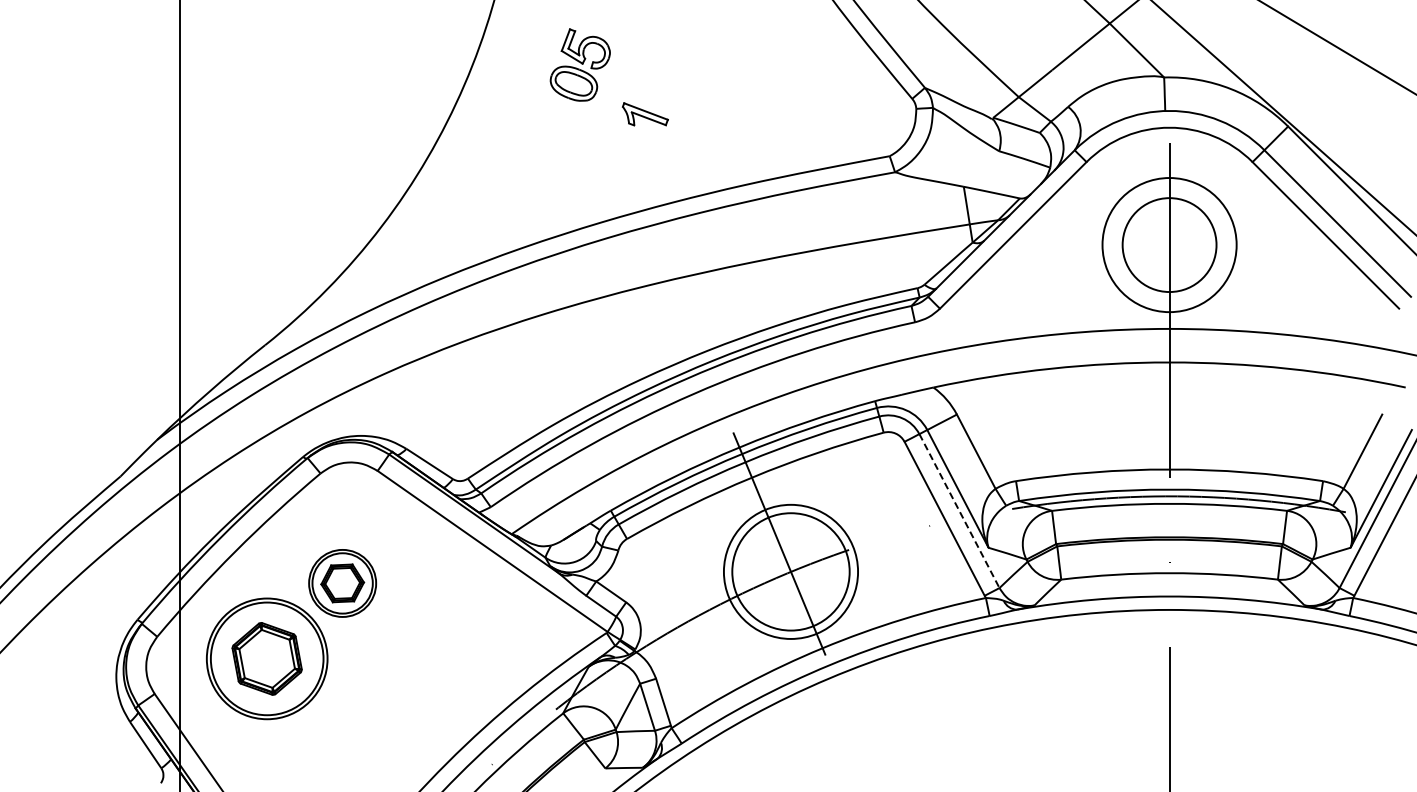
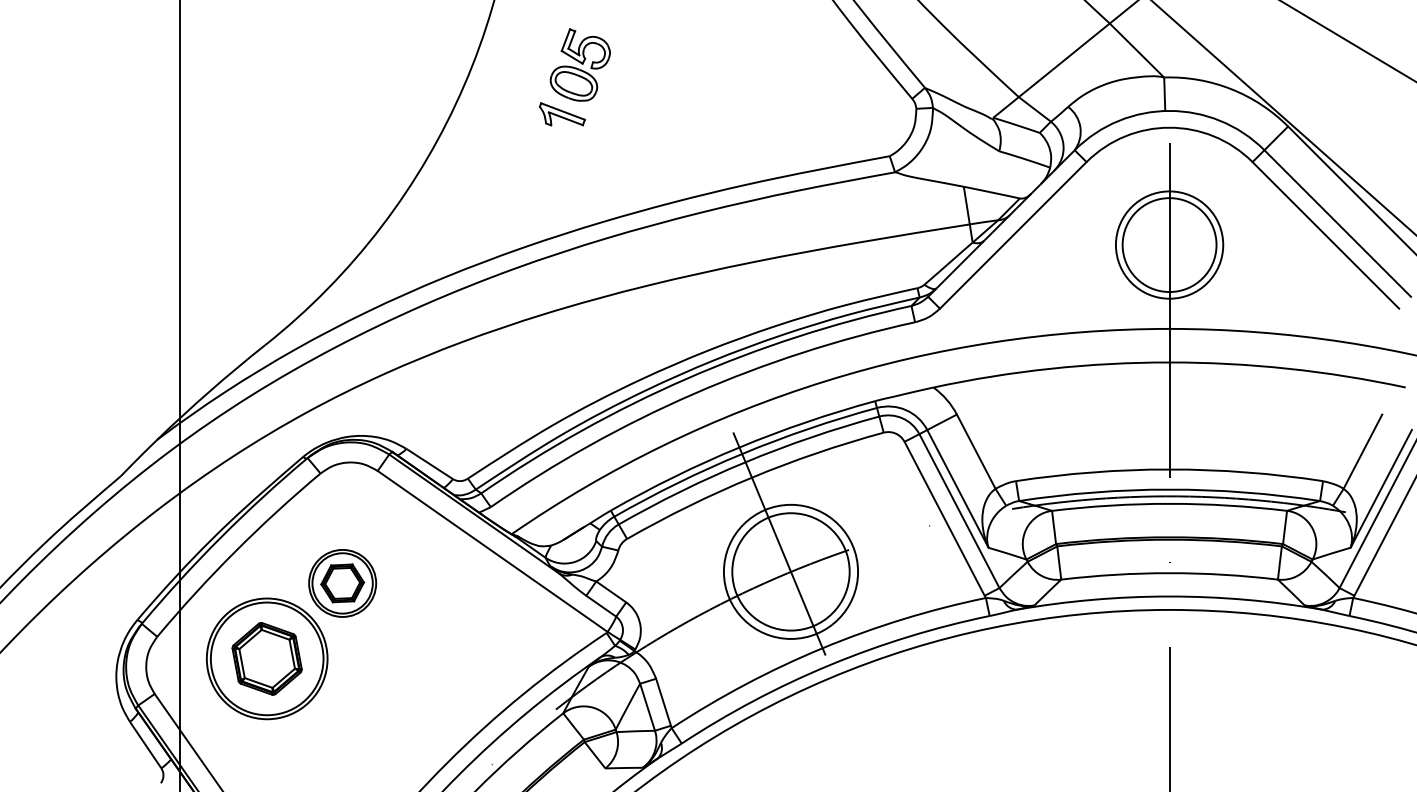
line position: (1337, 47) -> (1347, 41) (1347, 41)
part position: (645, 114) -> (562, 114) (562, 114)
circle diameter: 134 px -> 107 px (1169, 244)
line: dashed -> solid (959, 511)
